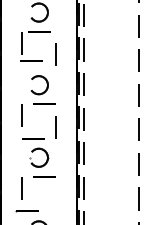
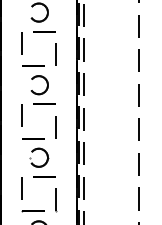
line position: (39, 31) -> (44, 31) (44, 31)
line position: (31, 60) -> (33, 65) (33, 65)
line: none -> present (56, 200)
line position: (26, 211) -> (32, 211) (32, 211)
